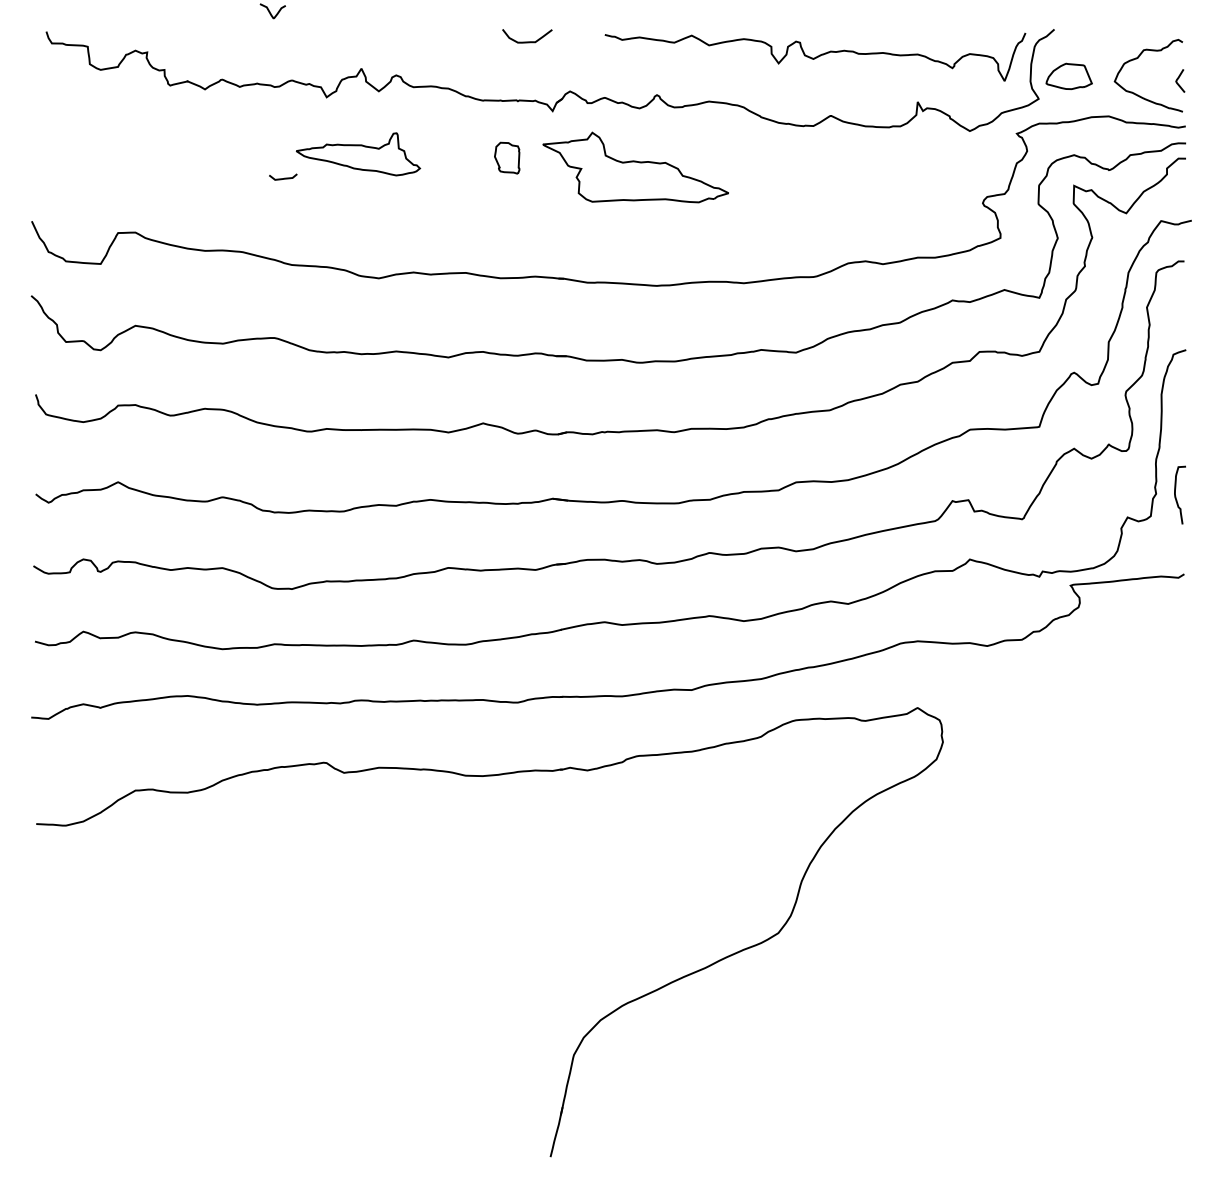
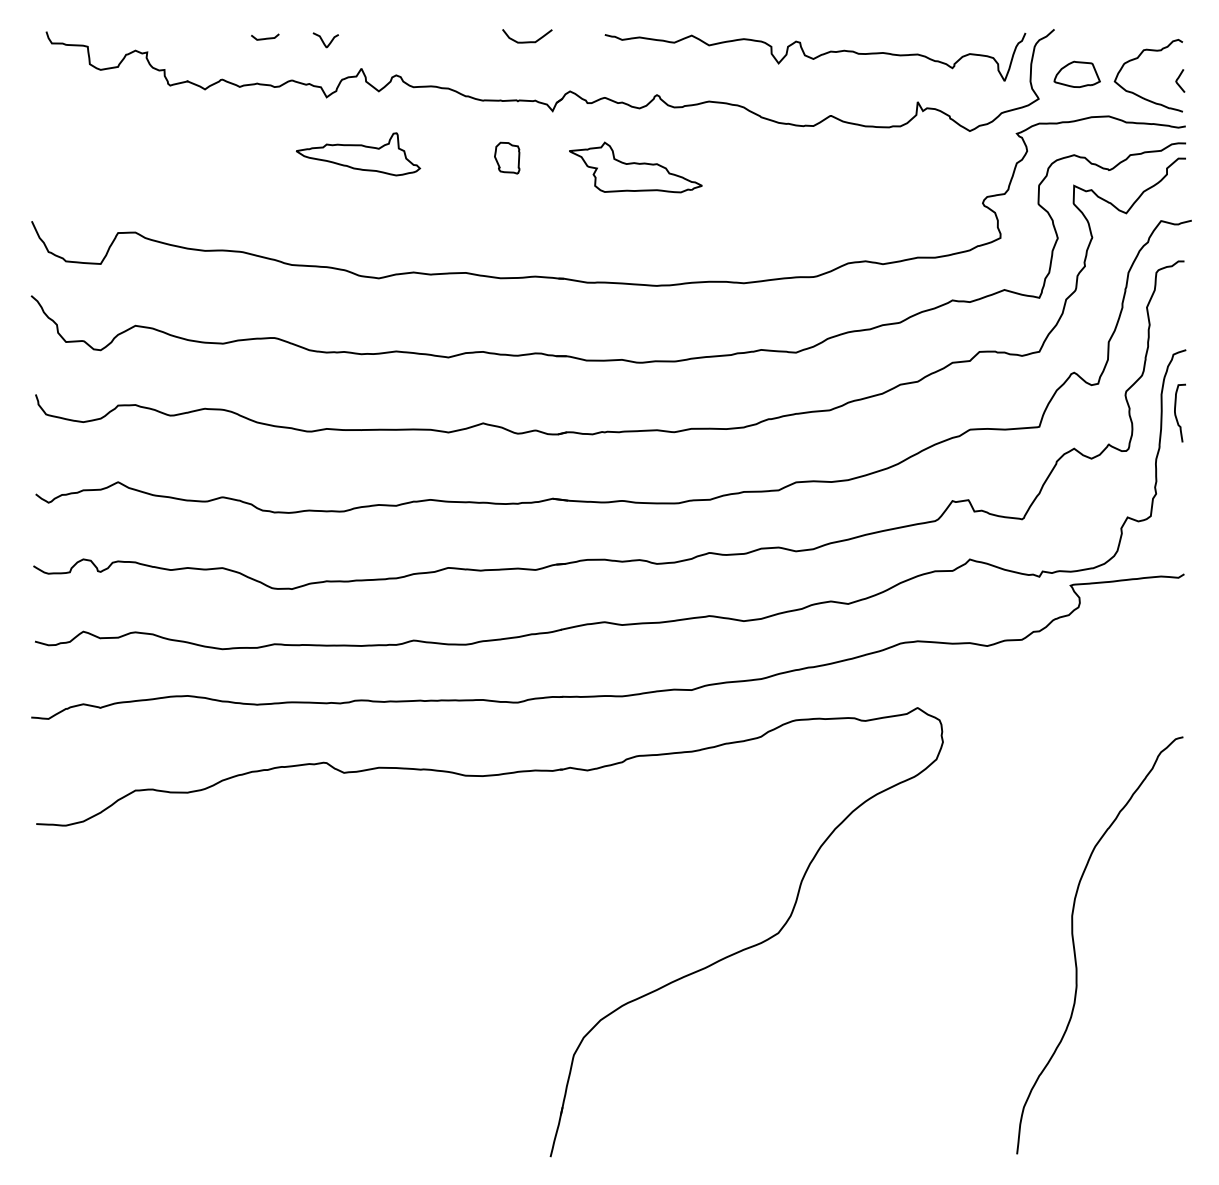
curve position: (270, 11) -> (323, 40) (323, 40)
part position: (1068, 75) -> (1076, 73) (1076, 73)
part size: 187x73 px -> 134x53 px (635, 167)
curve position: (284, 177) -> (266, 37) (266, 37)
curve position: (1176, 496) -> (1176, 414) (1176, 414)
curve: none -> present (1075, 948)
